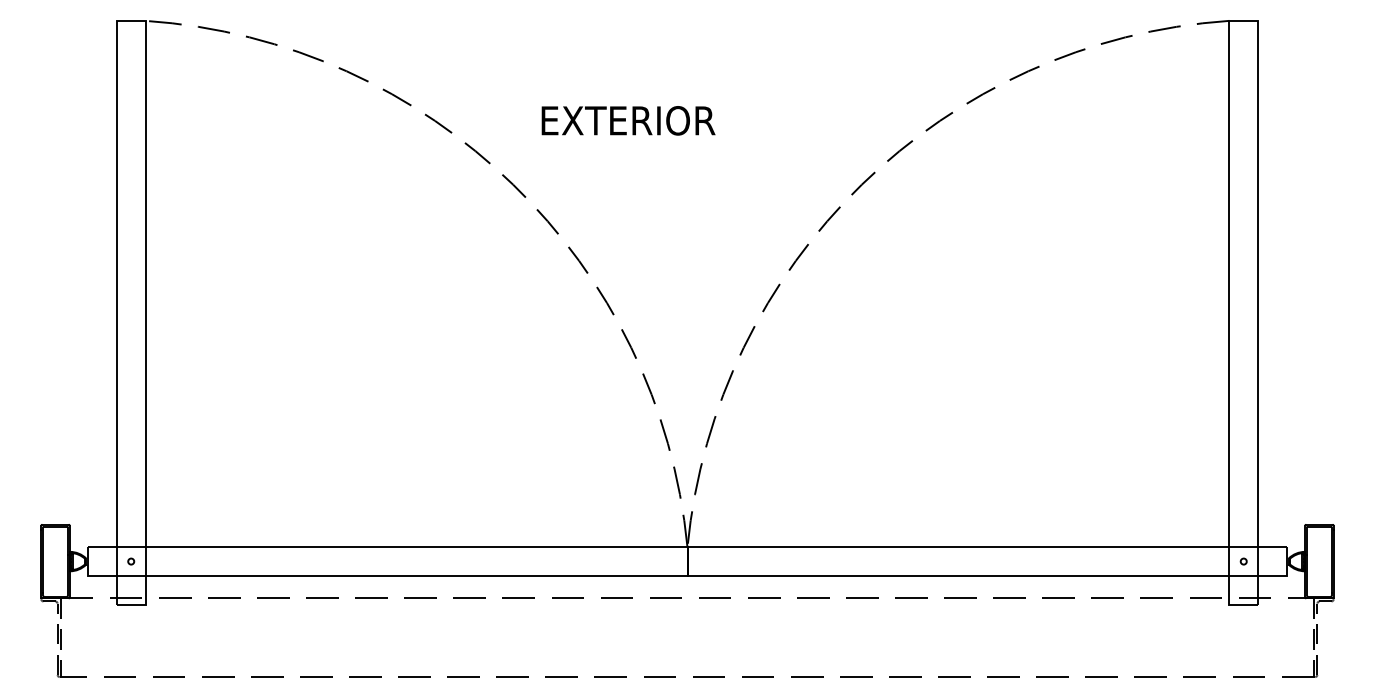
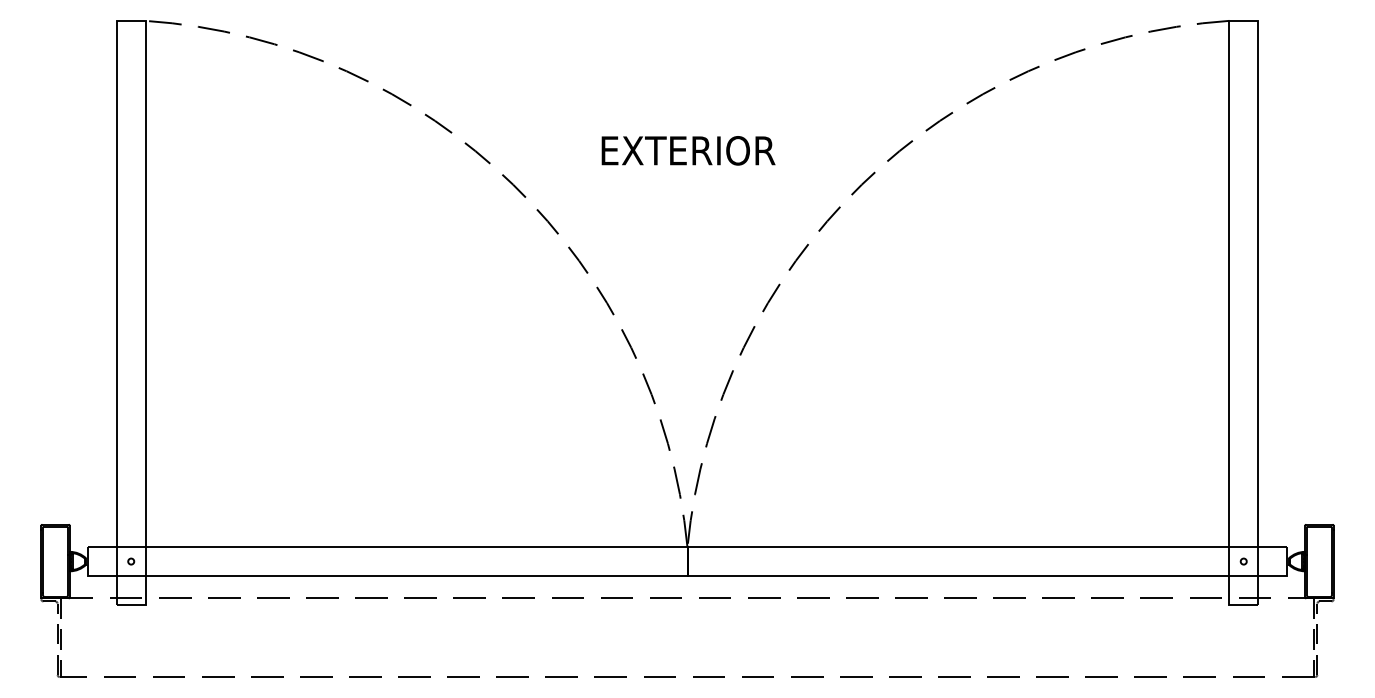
text position: (628, 120) -> (688, 150) (688, 150)
